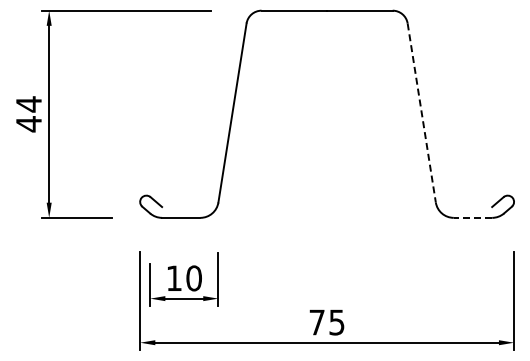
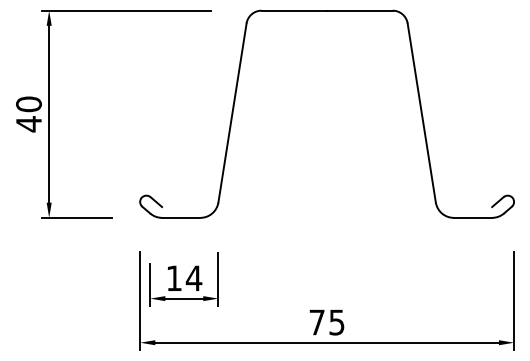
text: 44 -> 40 (28, 104)
line: dashed -> solid (421, 113)
line: dashed -> solid (472, 217)
text: 10 -> 14 (193, 278)
